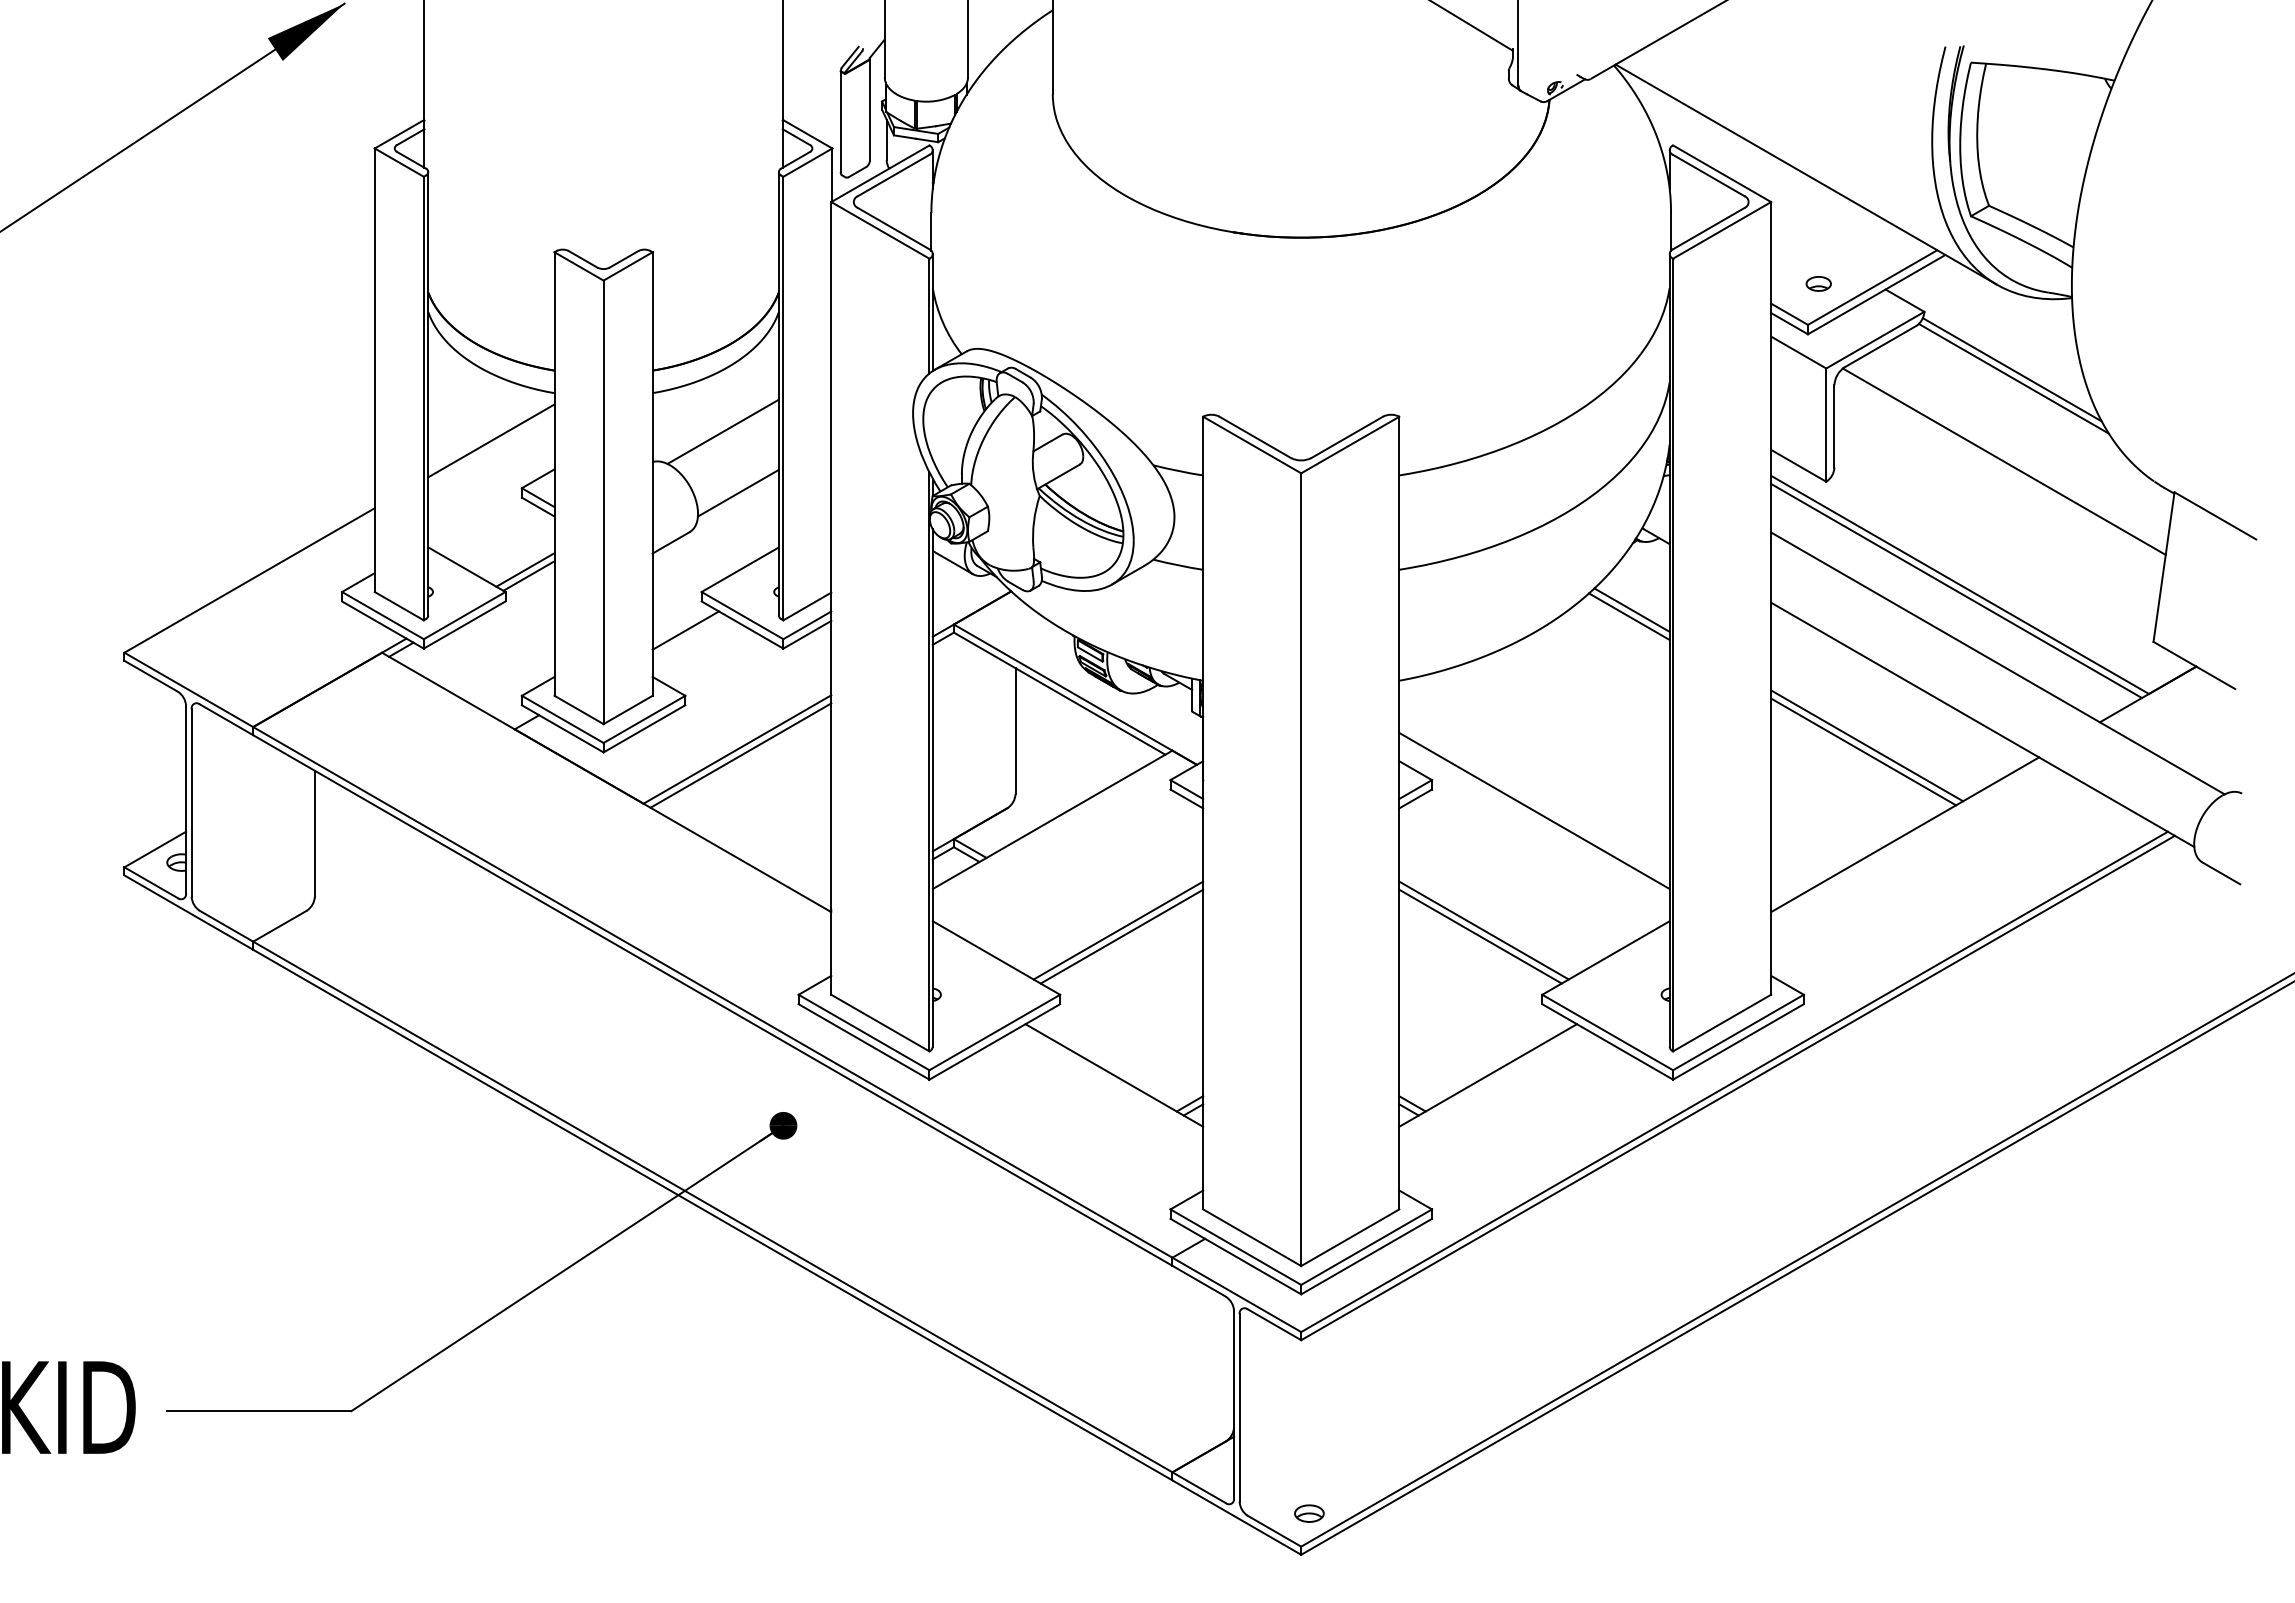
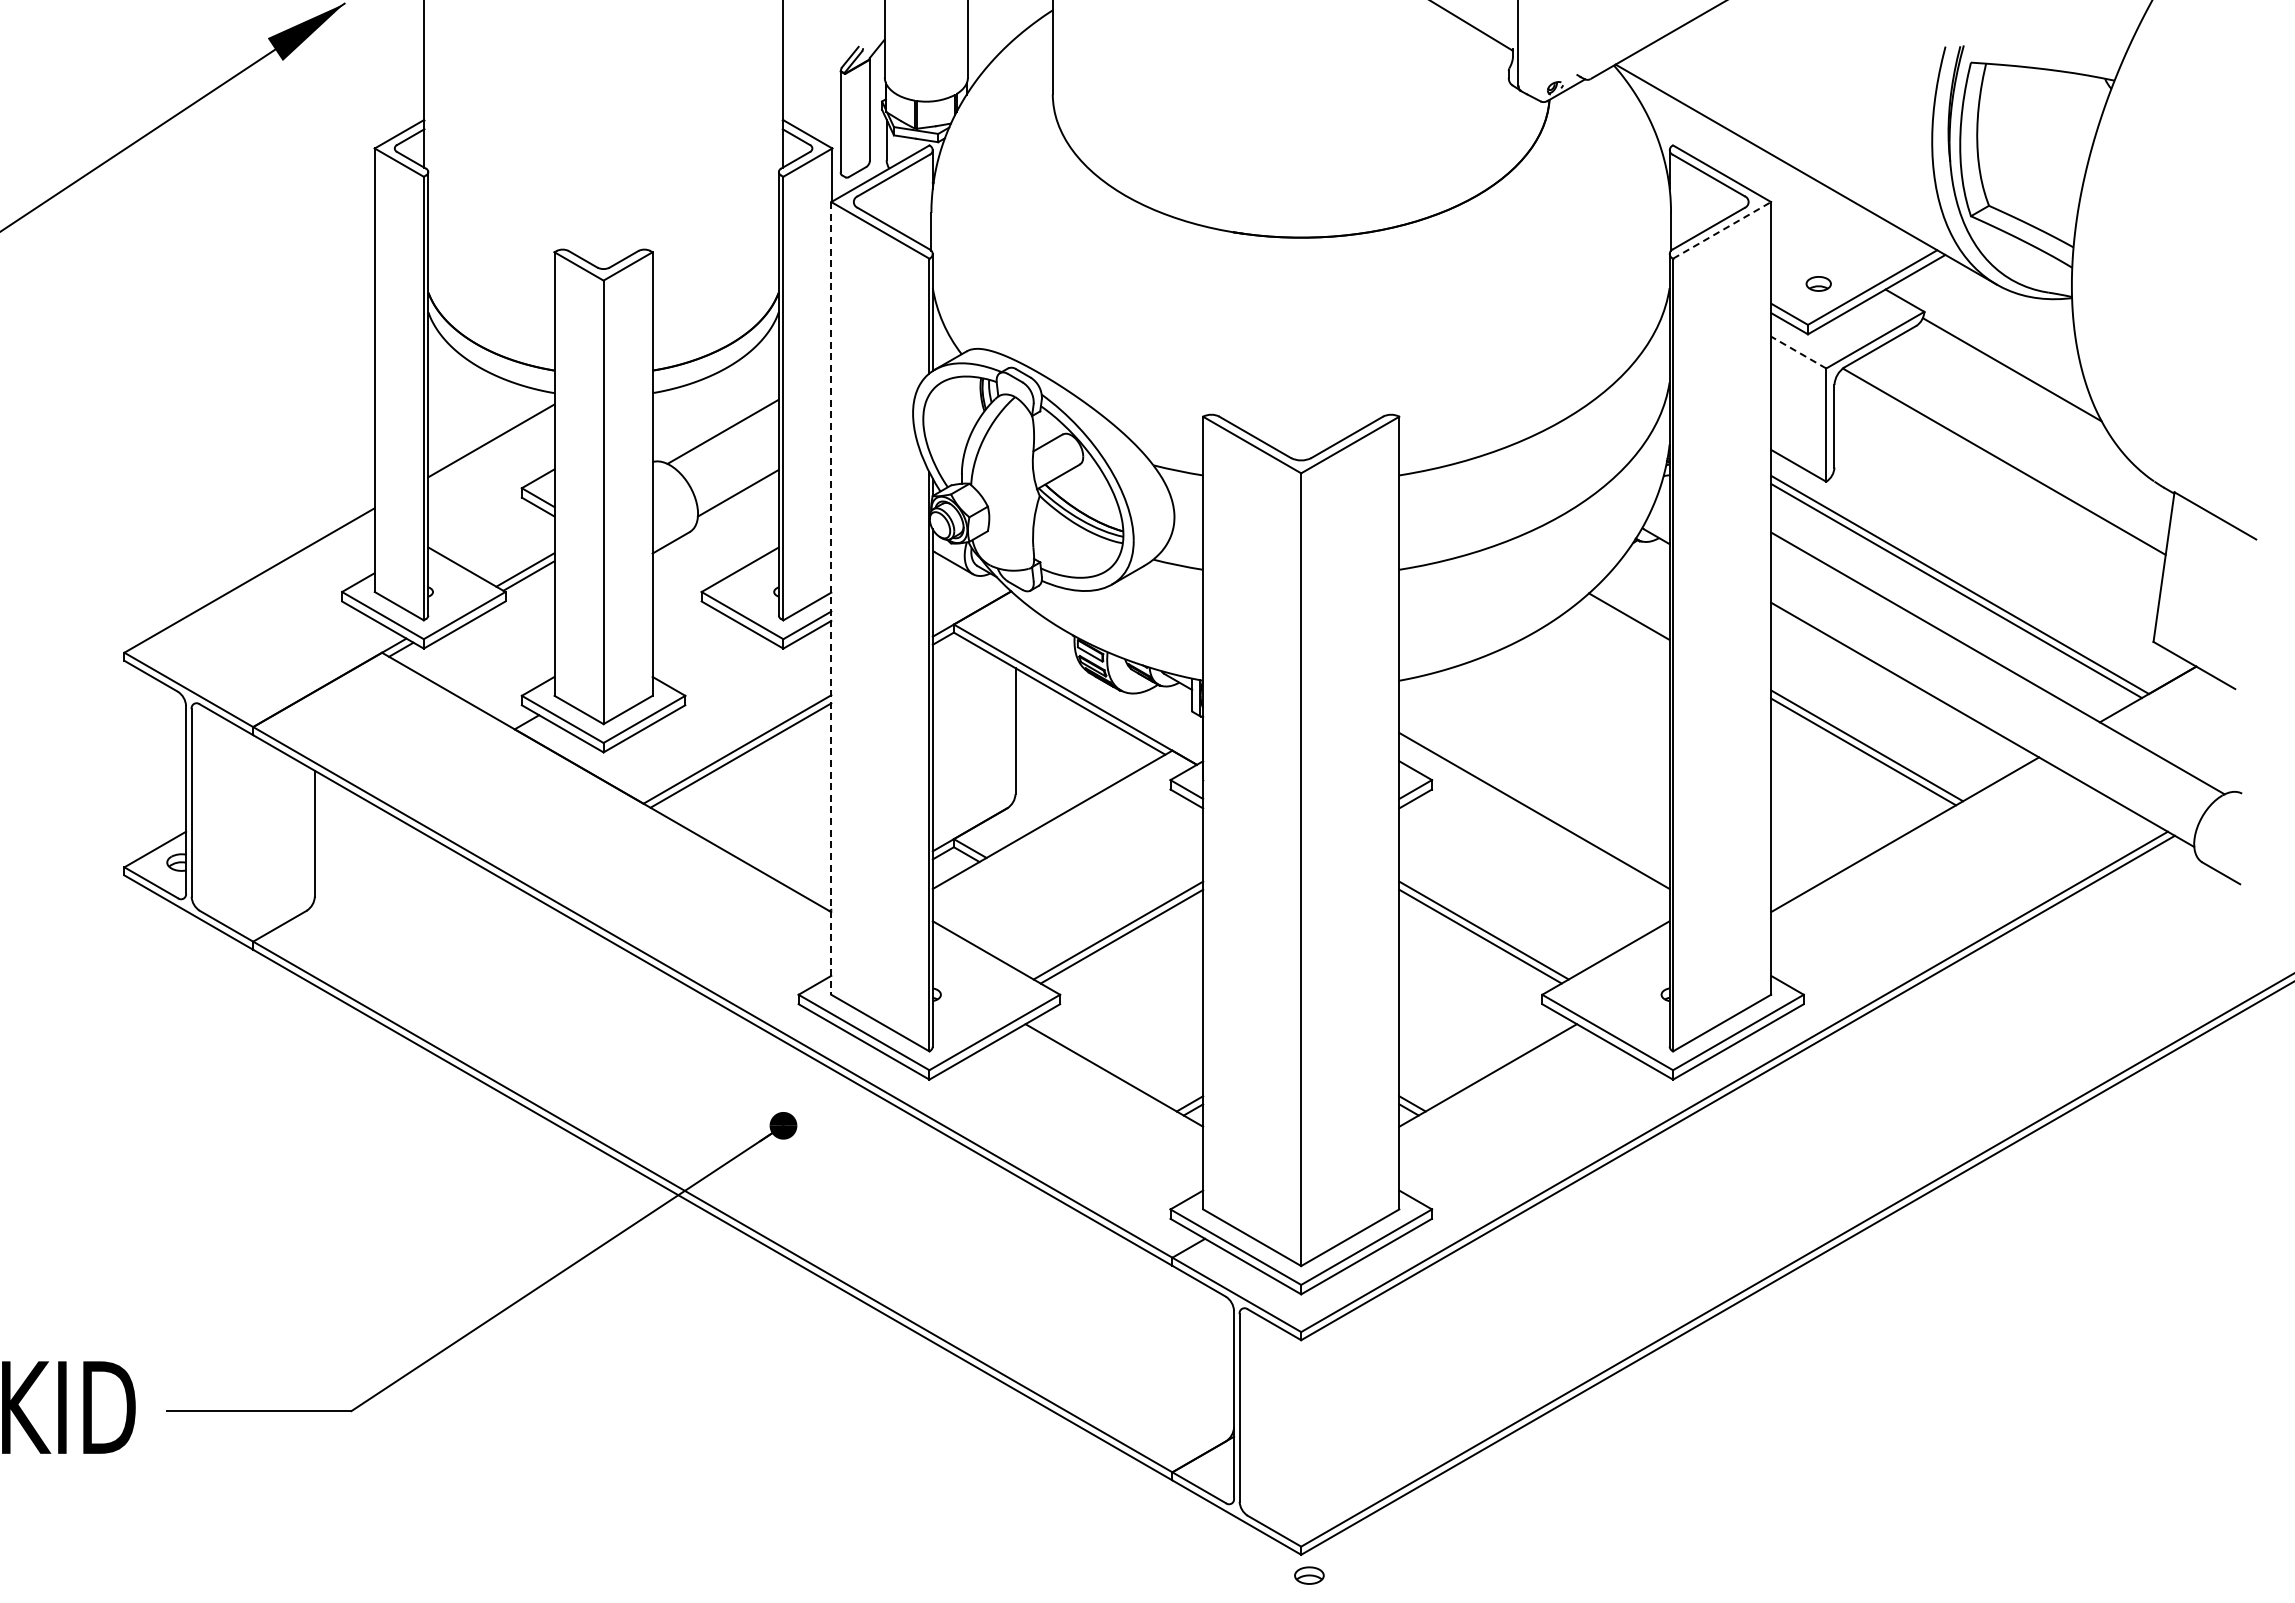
line: solid -> dashed (1722, 230)
line: solid -> dashed (1798, 352)
line: present -> none (2013, 378)
line: solid -> dashed (831, 598)
line: present -> none (1631, 609)
line: present -> none (685, 630)
part position: (1309, 1513) -> (1309, 1575) (1309, 1575)
